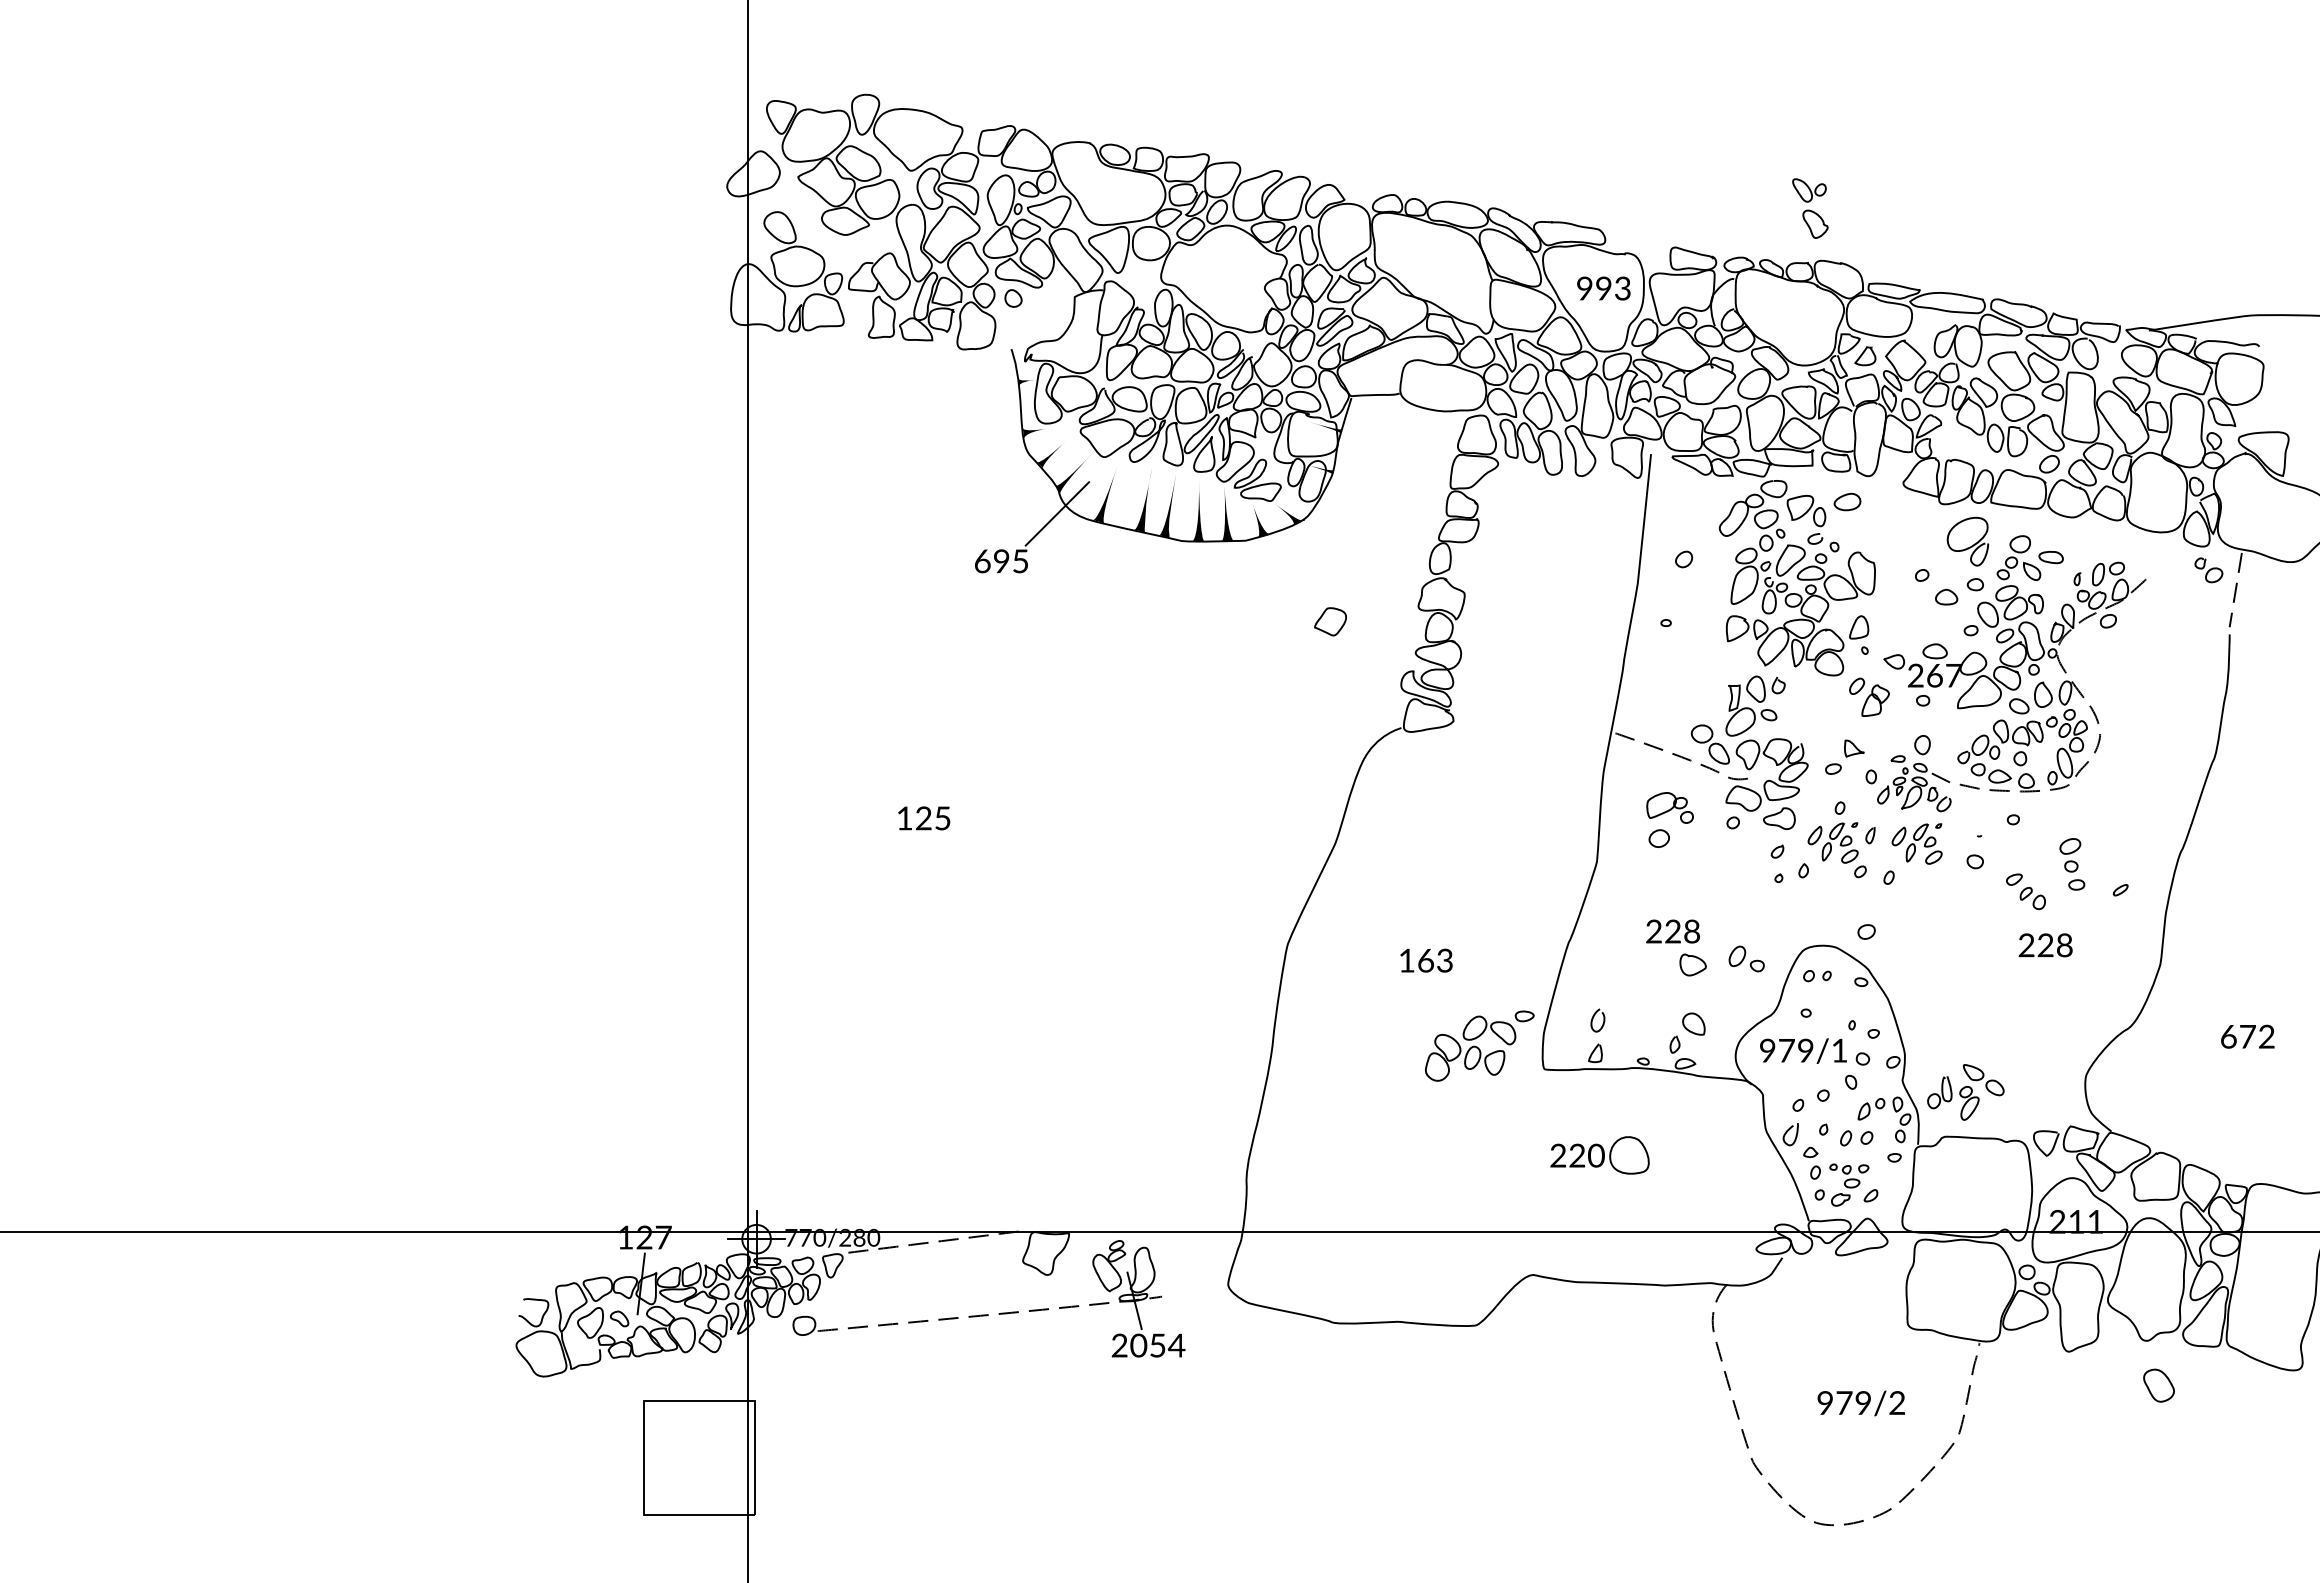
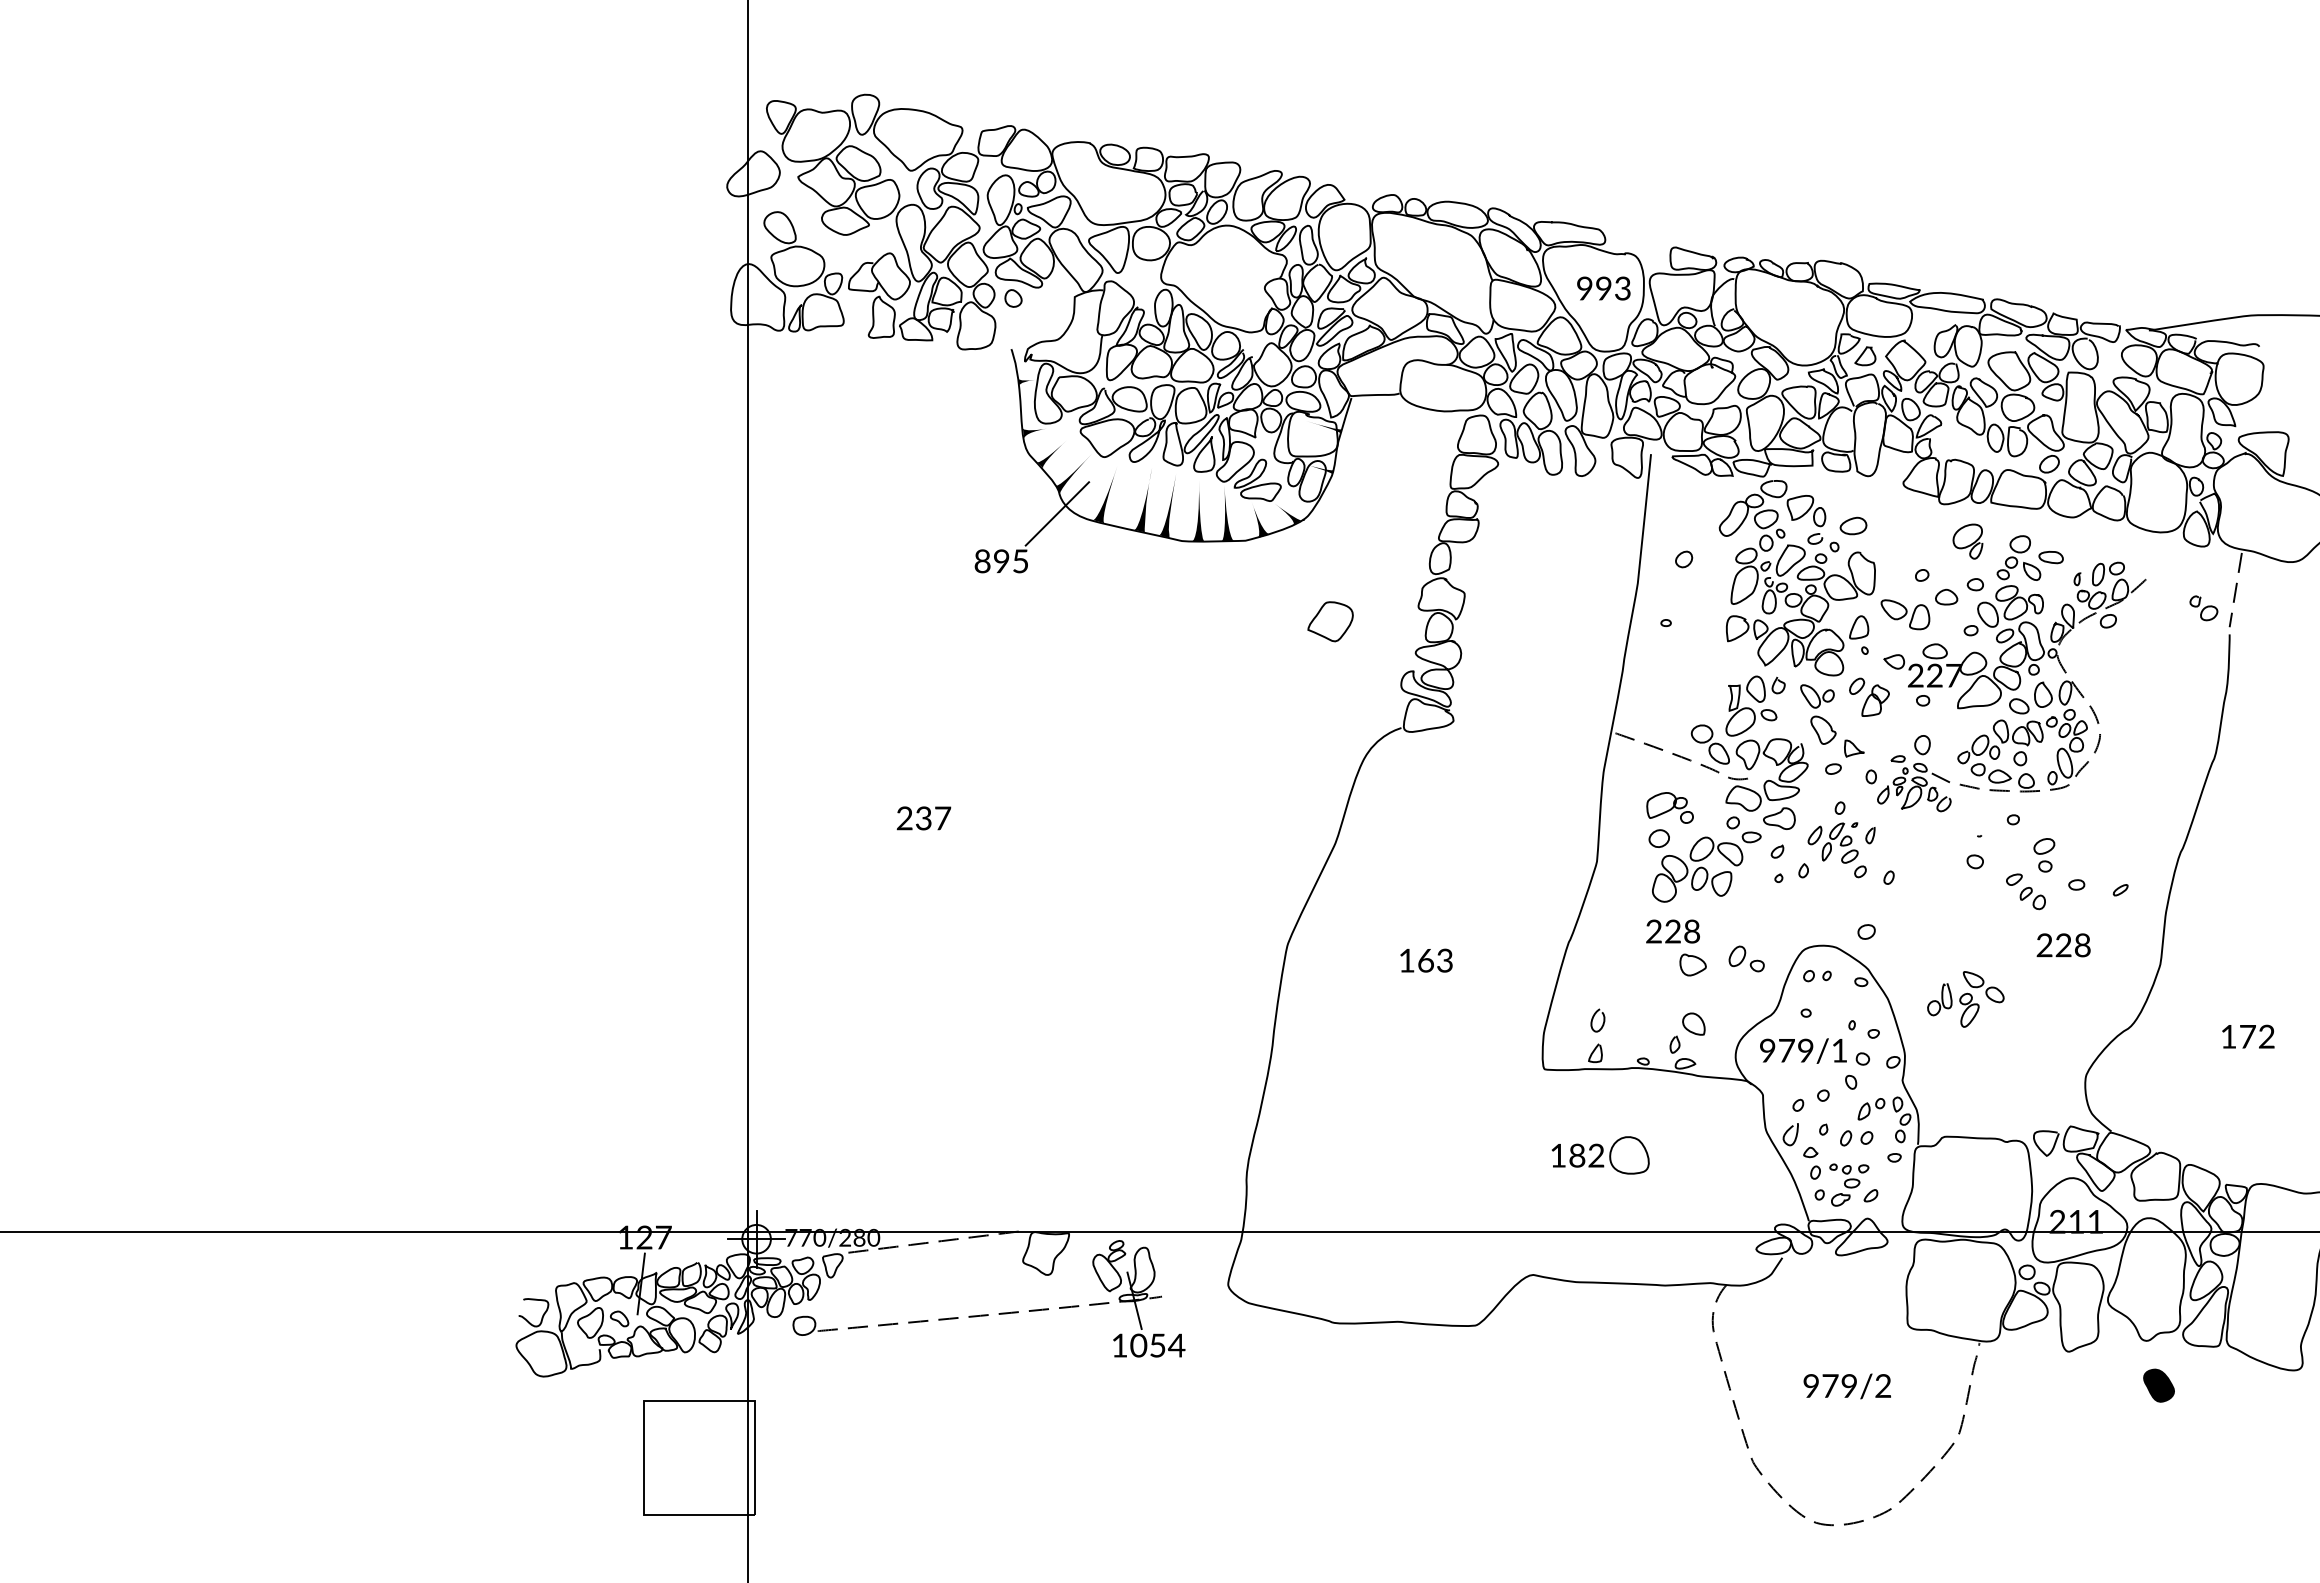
part position: (1810, 208) -> (1818, 714) (1818, 714)
part position: (1847, 501) -> (1853, 525) (1853, 525)
part size: 44x51 px -> 32x37 px (1967, 541)
text: 695 -> 895 (982, 560)
part position: (2208, 570) -> (2203, 608) (2203, 608)
part: none -> present (1905, 614)
part size: 34x30 px -> 47x42 px (1330, 621)
text: 267 -> 227 (1934, 675)
text: 125 -> 237 (923, 818)
part: present -> none (1916, 843)
part position: (2070, 855) -> (2044, 855) (2044, 855)
text position: (2045, 945) -> (2063, 945) (2063, 945)
text: 672 -> 172 (2228, 1036)
part position: (1479, 1045) -> (1706, 866) (1706, 866)
part position: (1965, 1092) -> (1965, 999) (1965, 999)
text: 220 -> 182 (1577, 1155)
text: 2054 -> 1054 (1119, 1345)
fill: none -> present (2158, 1385)
text position: (1860, 1403) -> (1846, 1386) (1846, 1386)
